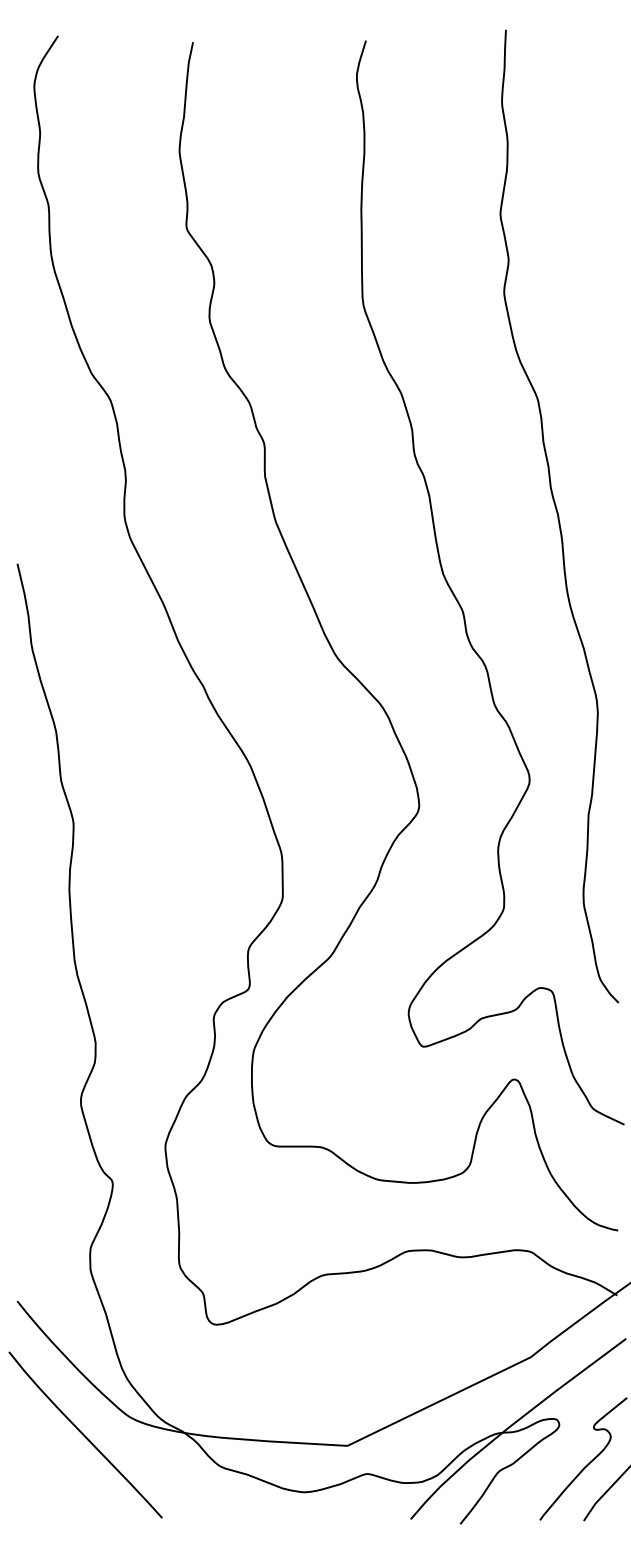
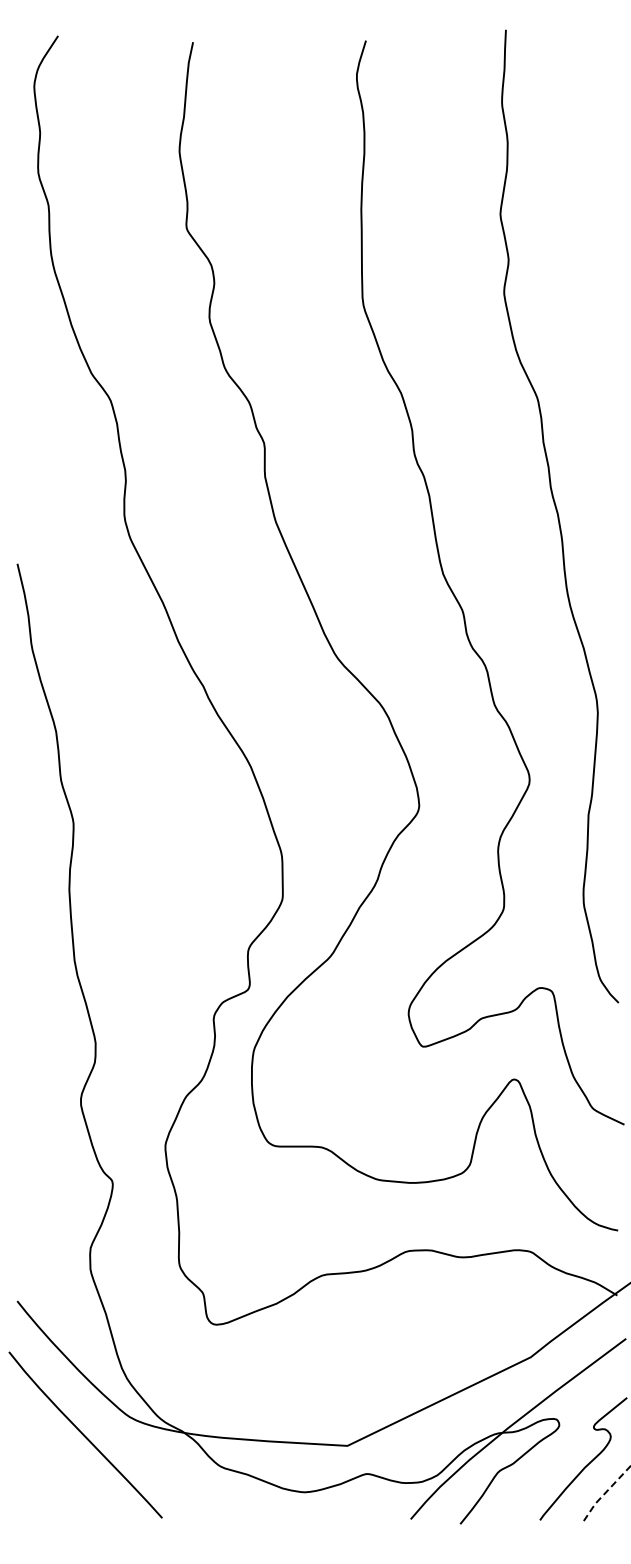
line: solid -> dashed (605, 1492)
